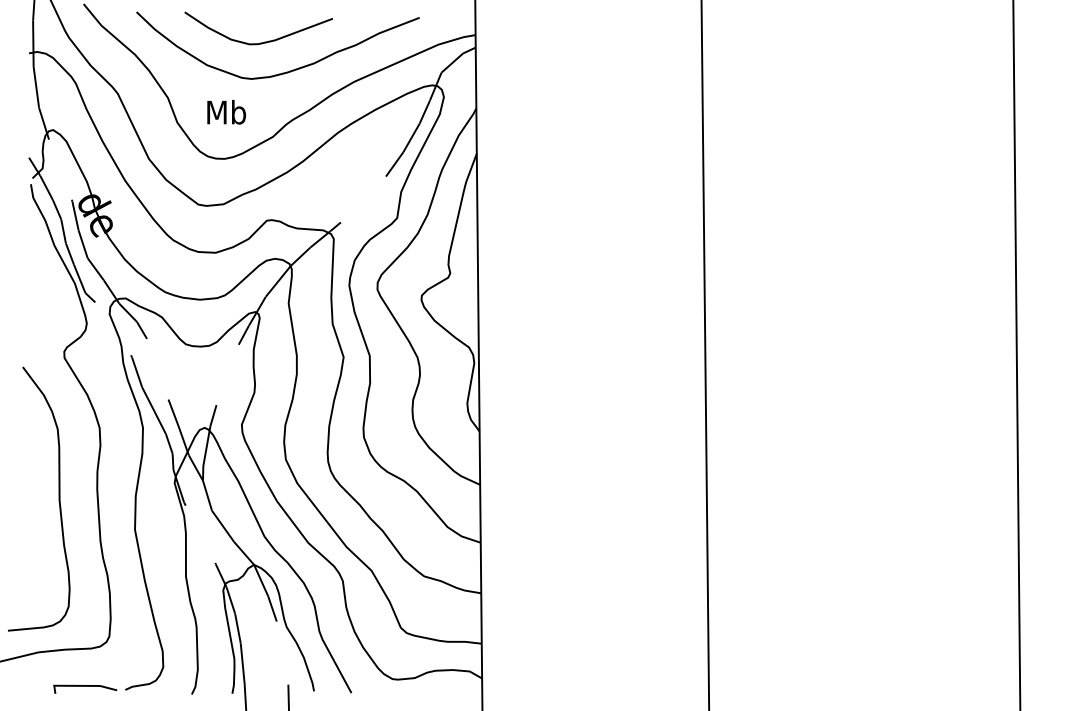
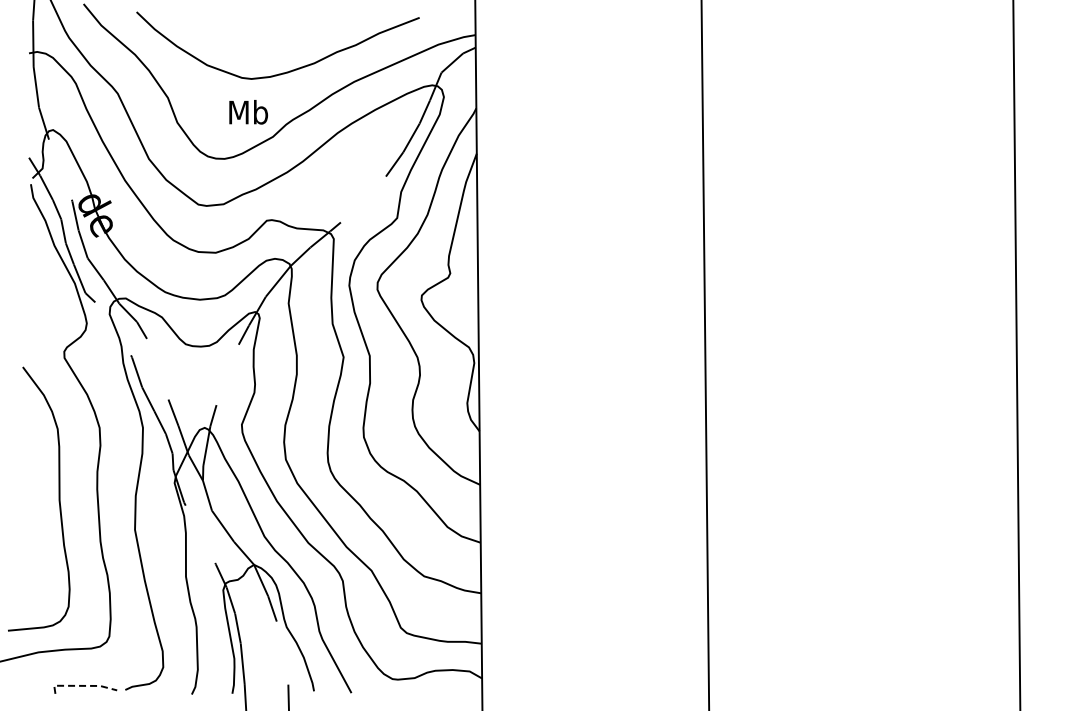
curve: present -> none (260, 42)
text position: (226, 112) -> (248, 112) (248, 112)
line: solid -> dashed (82, 685)
